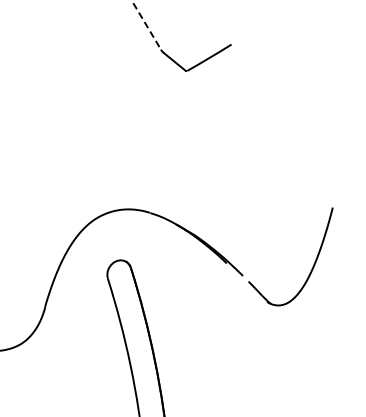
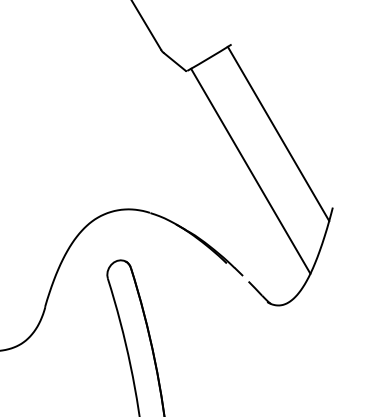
line: dashed -> solid (146, 24)
line: none -> present (278, 133)
line: none -> present (250, 170)
